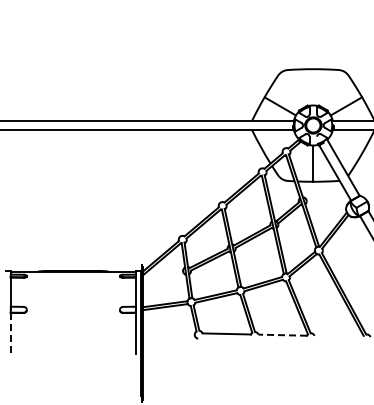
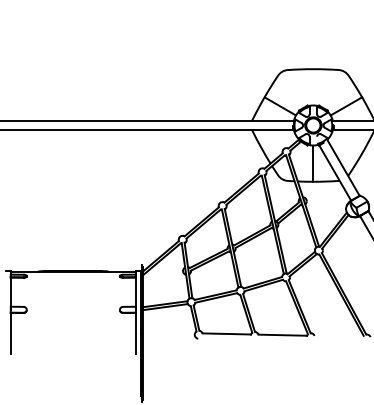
line: dashed -> solid (10, 333)
line: dashed -> solid (282, 335)
